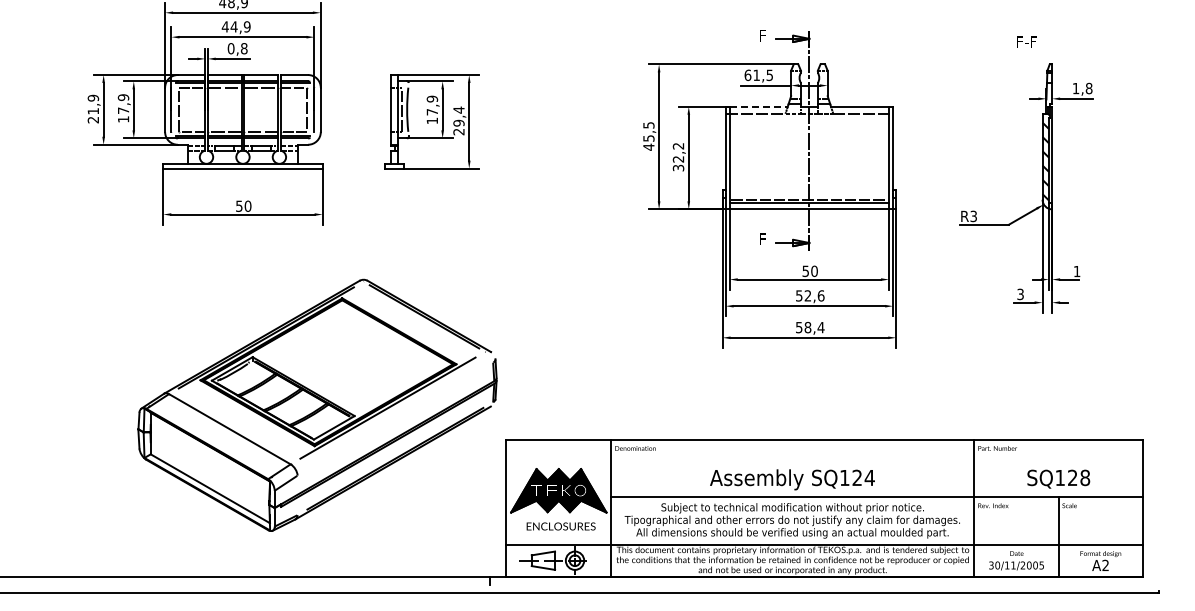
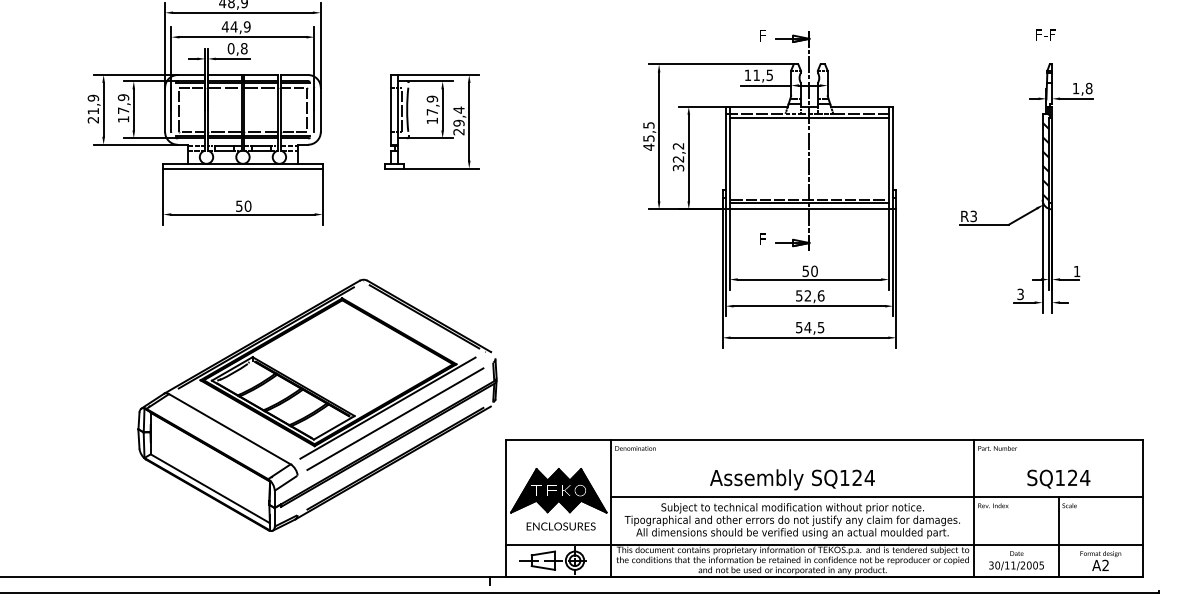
text position: (1026, 41) -> (1045, 34) (1045, 34)
text: 61,5 -> 11,5 (747, 75)
line: dashed -> solid (758, 106)
line: none -> present (809, 117)
text: 58,4 -> 54,5 (814, 327)
line: none -> present (395, 418)
text: SQ128 -> SQ124 (1085, 477)
